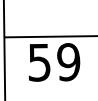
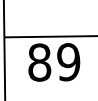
text: 59 -> 89 (39, 62)
